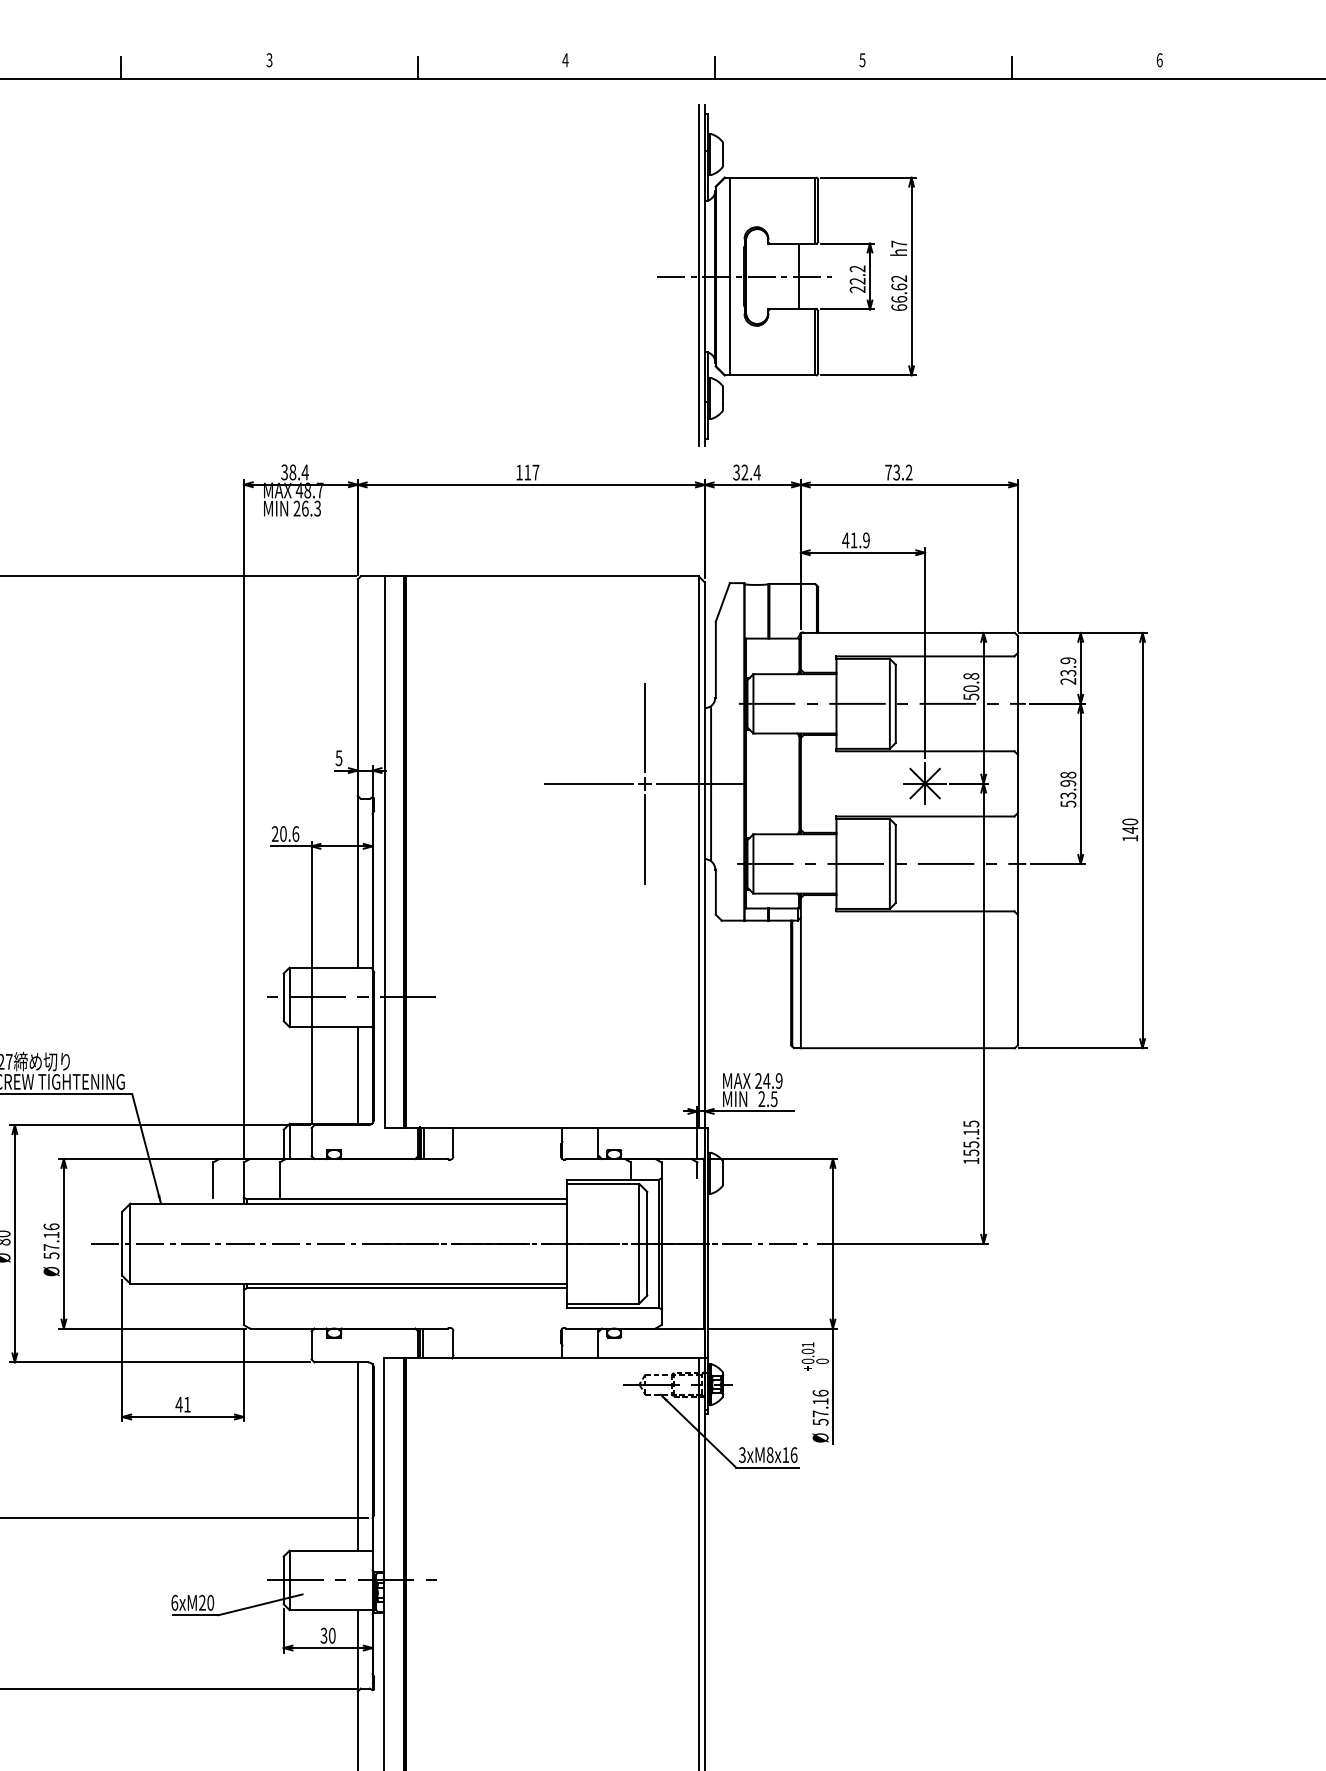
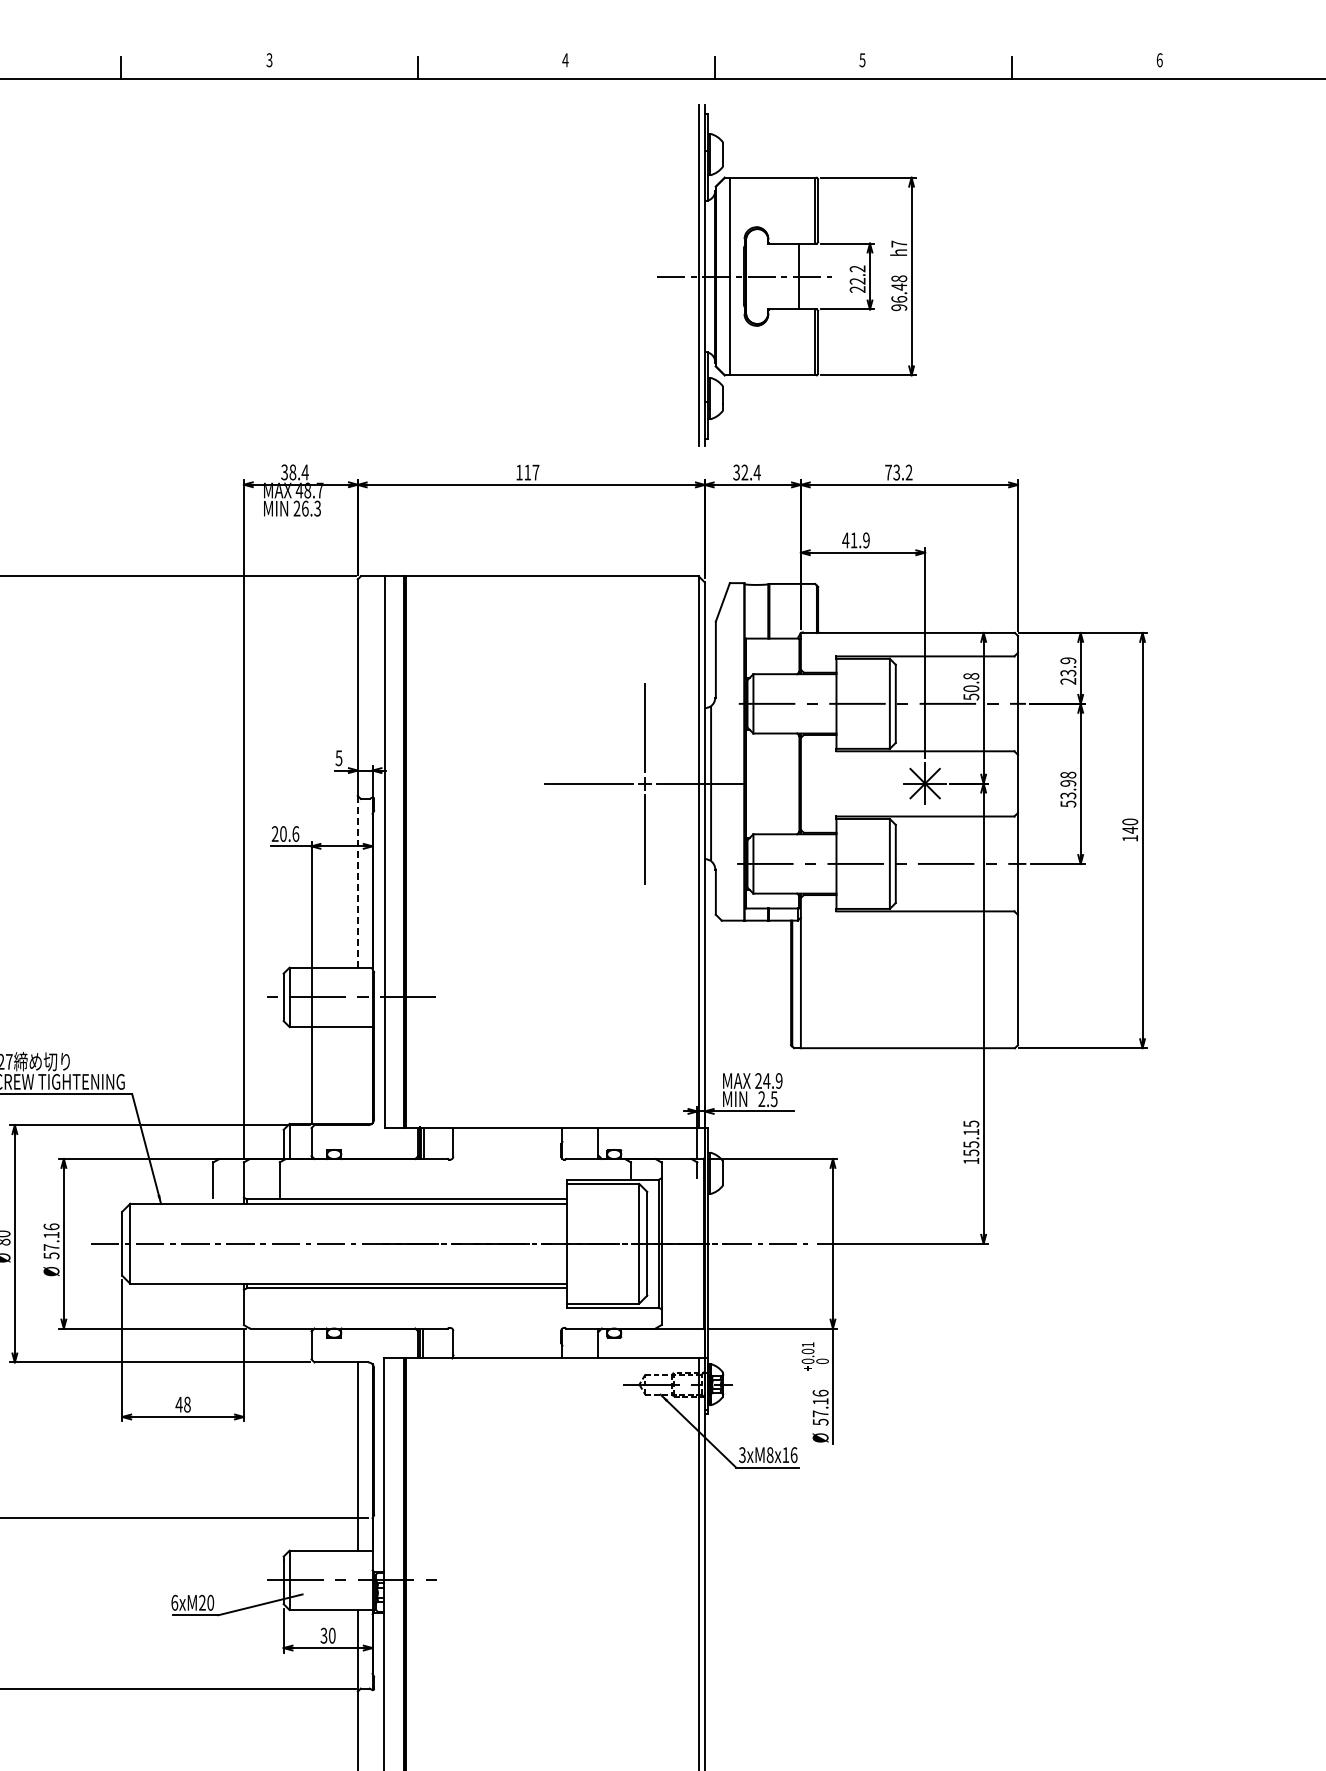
text: 66.62 -> 96.48 (899, 293)
line: solid -> dashed (357, 881)
line: present -> none (357, 1075)
text: 41 -> 48 (187, 1404)
